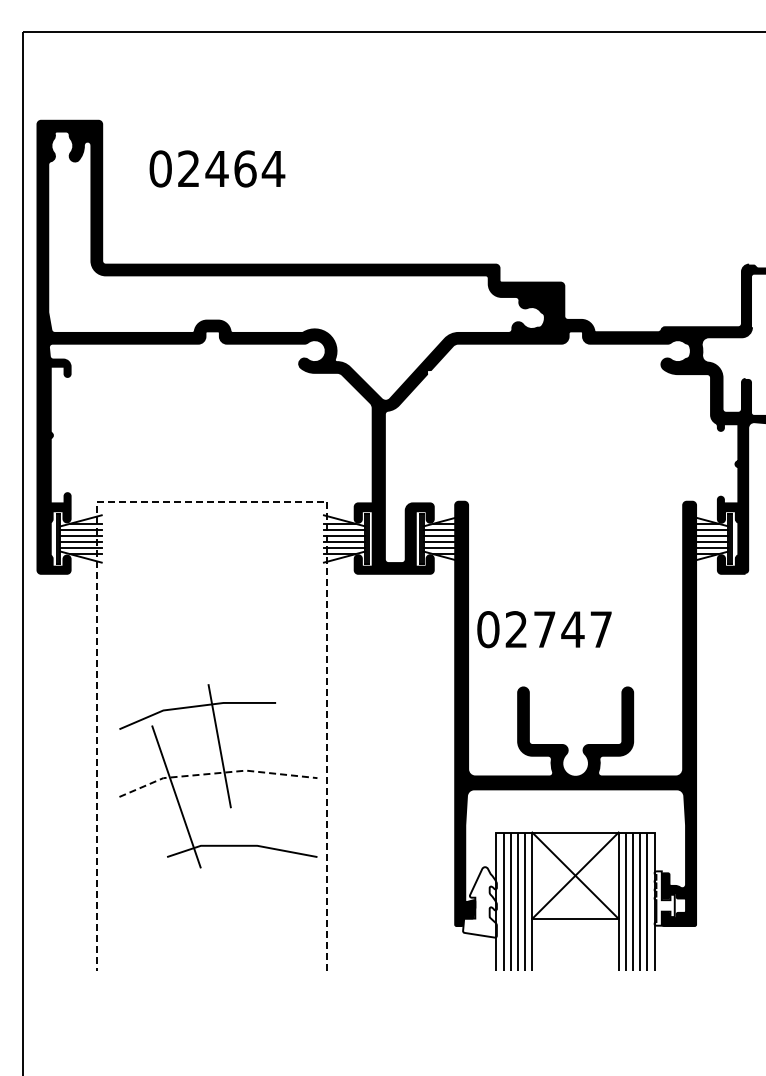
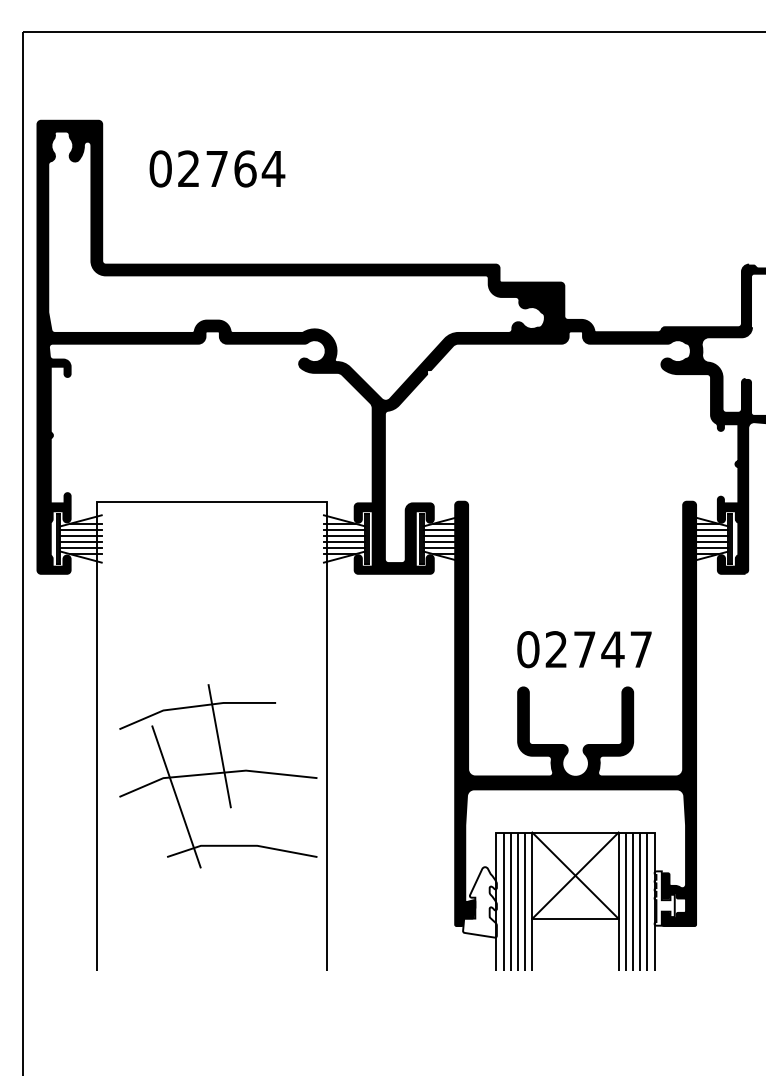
text: 02464 -> 02764 (216, 168)
line: dashed -> solid (211, 501)
text position: (544, 629) -> (584, 649) (584, 649)
line: dashed -> solid (216, 773)
